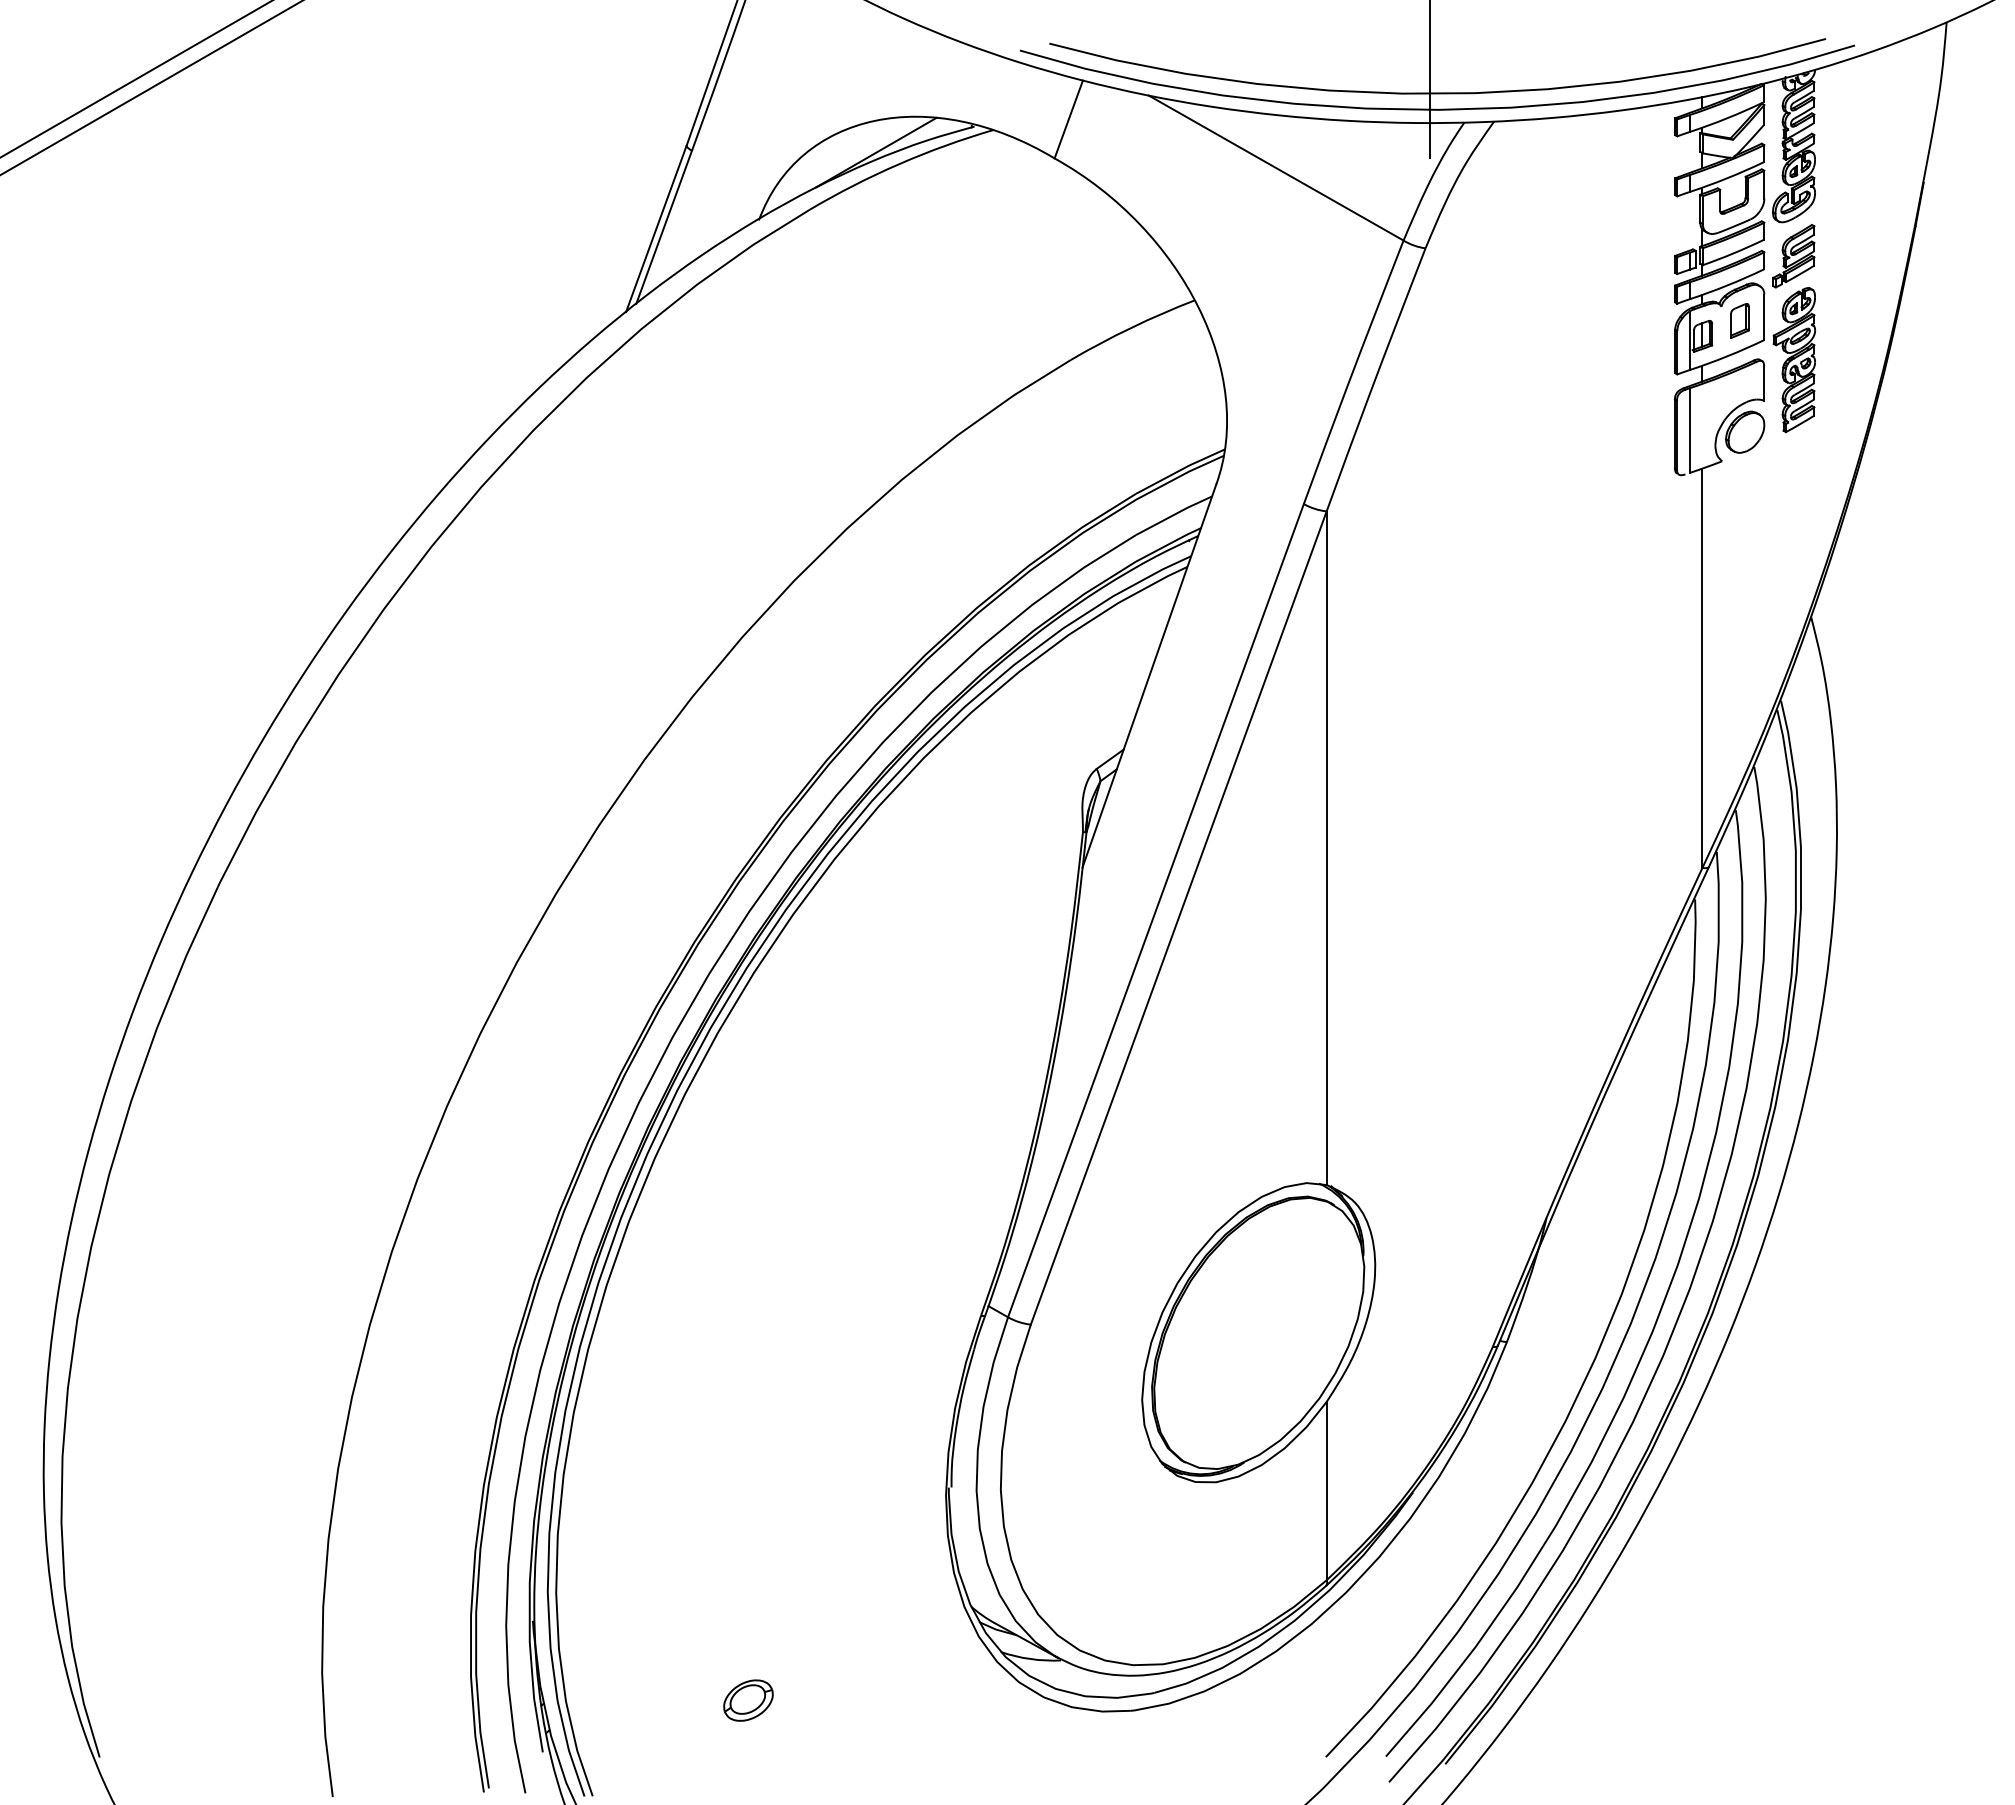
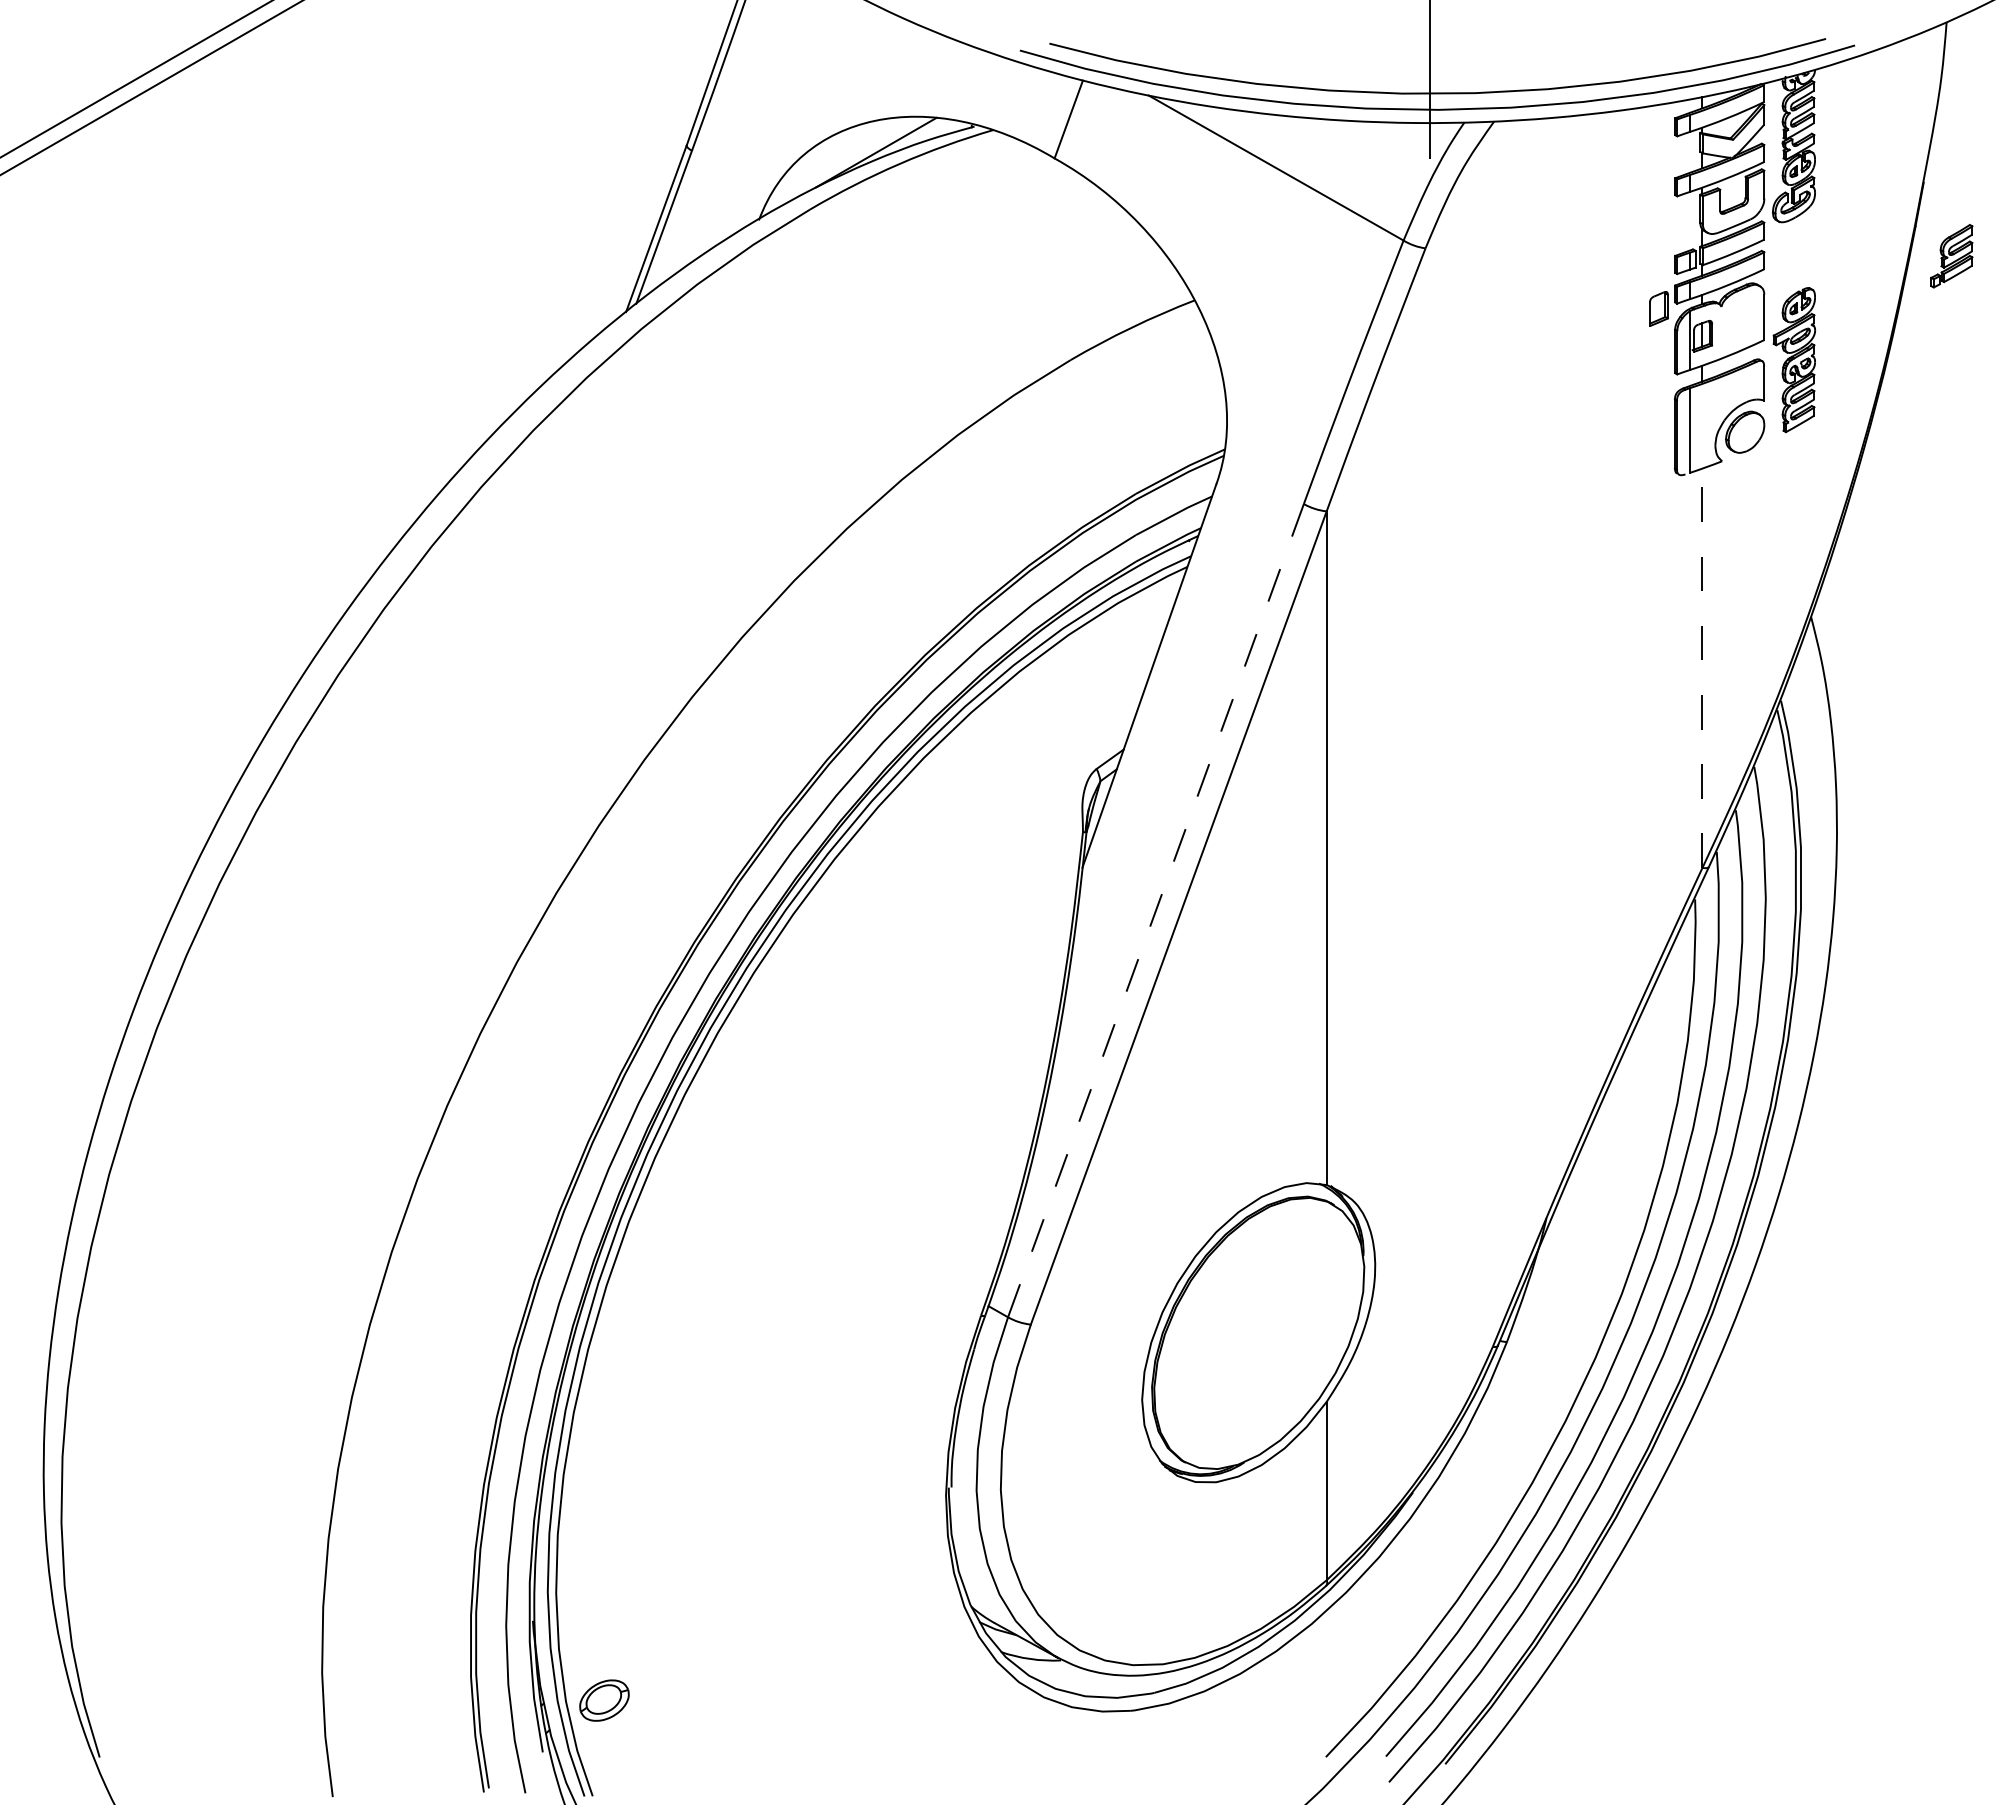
part position: (1793, 255) -> (1951, 255) (1951, 255)
part position: (1739, 320) -> (1658, 308) (1658, 308)
line: solid -> dashed (1702, 668)
line: solid -> dashed (1155, 910)
part position: (748, 1700) -> (604, 1700) (604, 1700)
